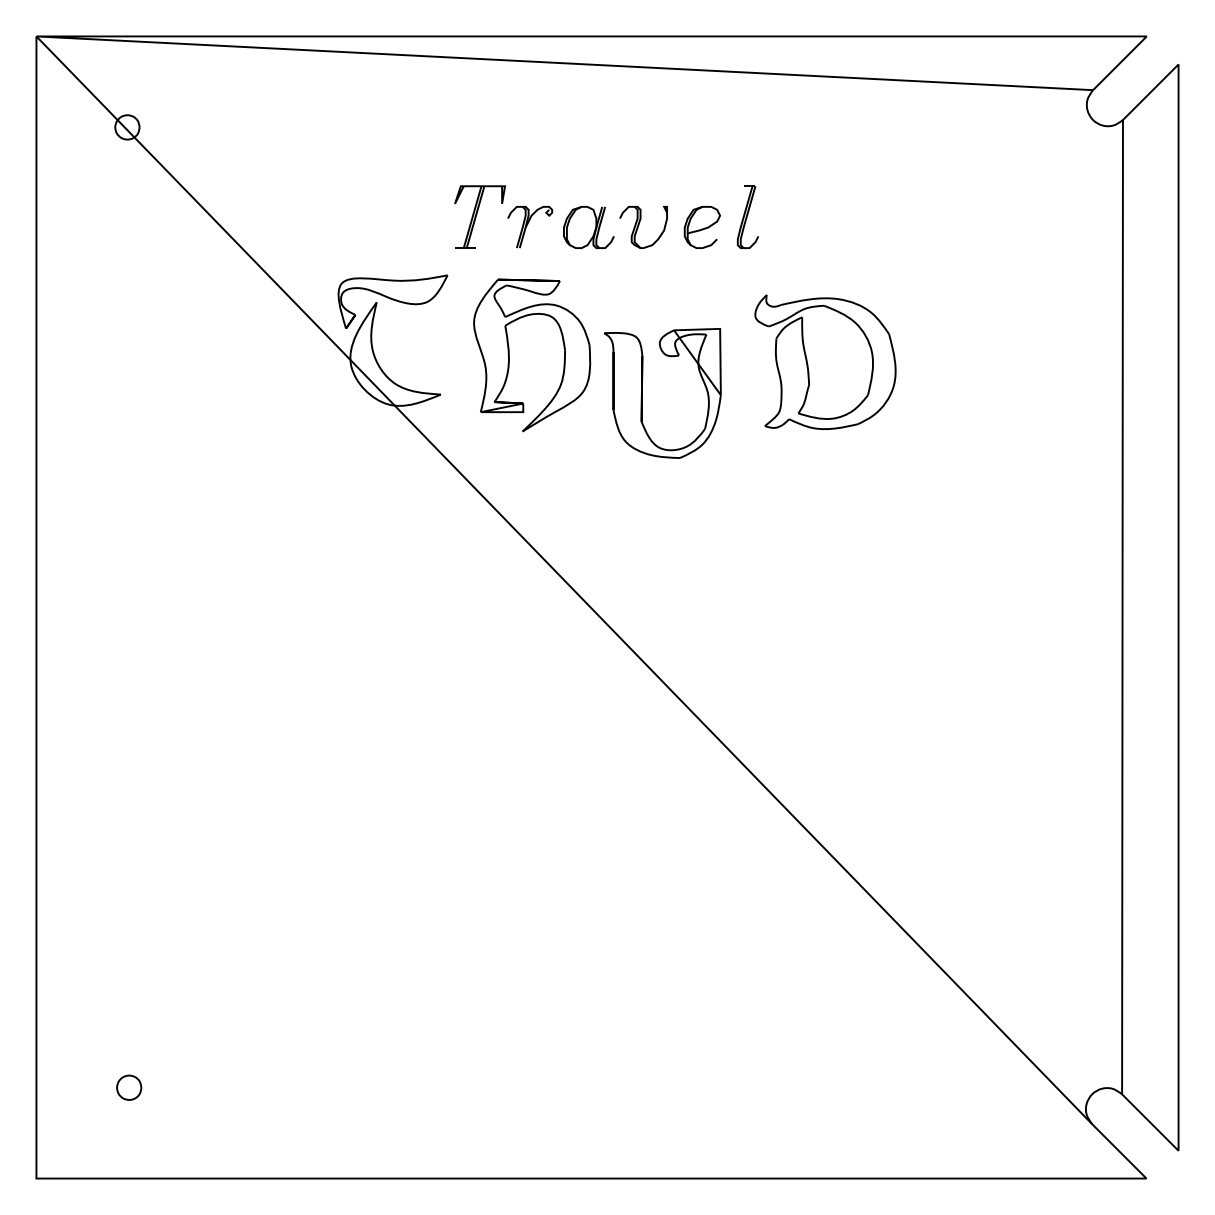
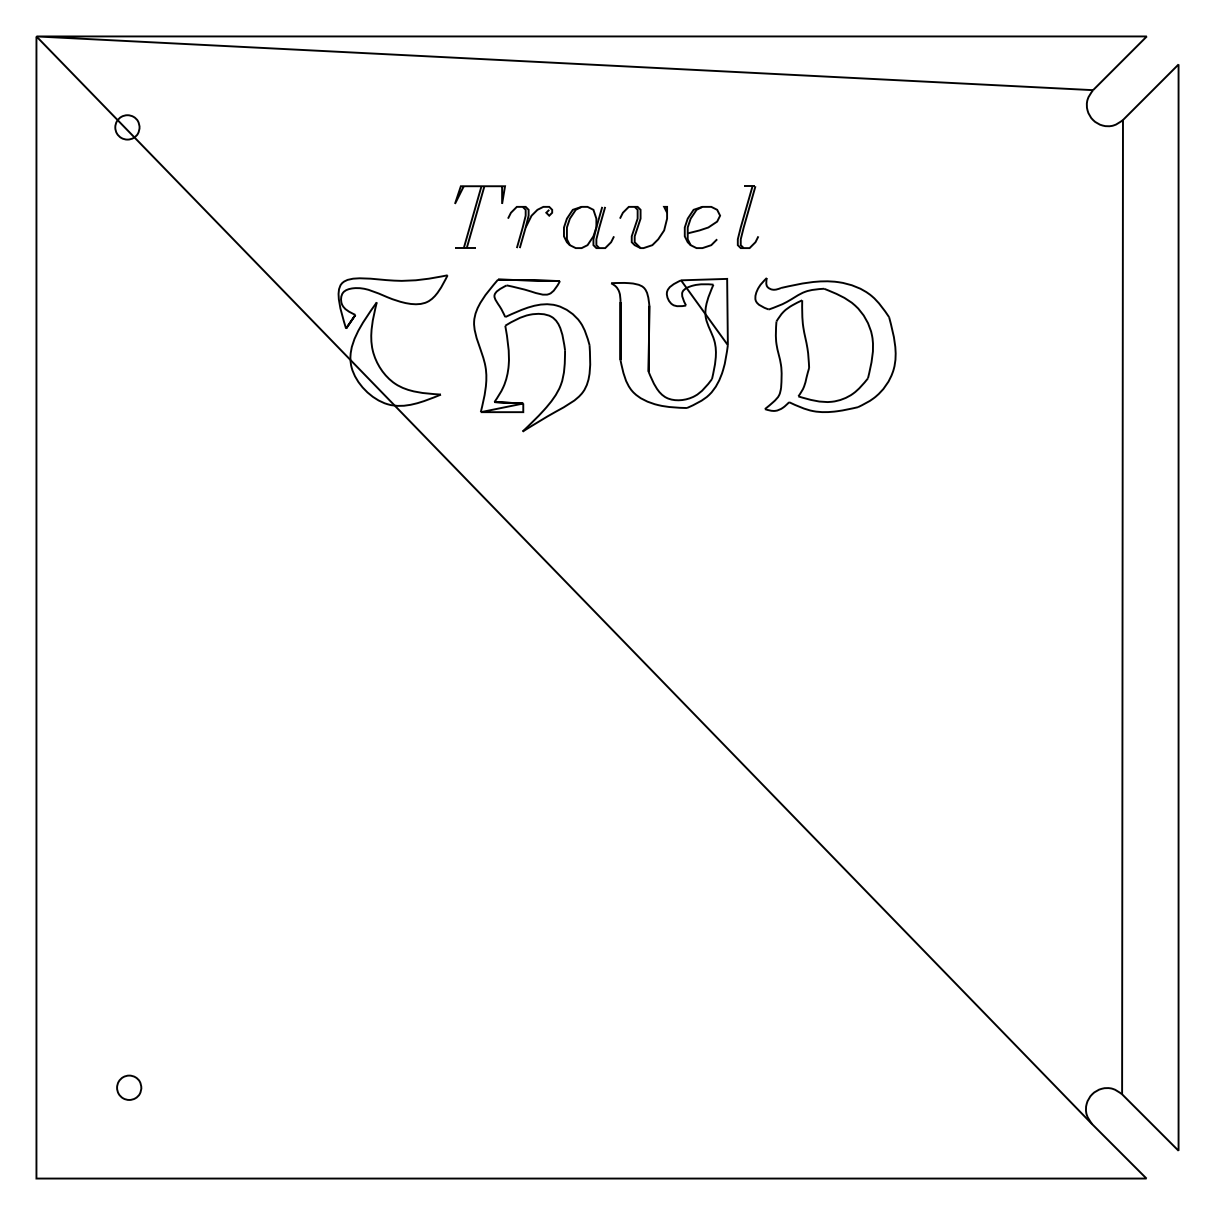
part position: (808, 364) -> (808, 347) (808, 347)
part position: (642, 393) -> (649, 343) (649, 343)
